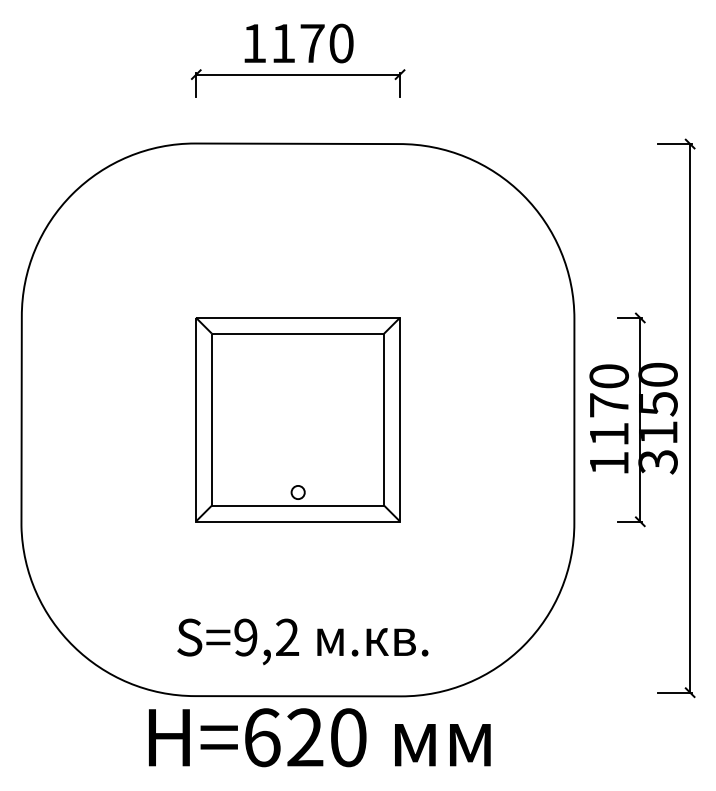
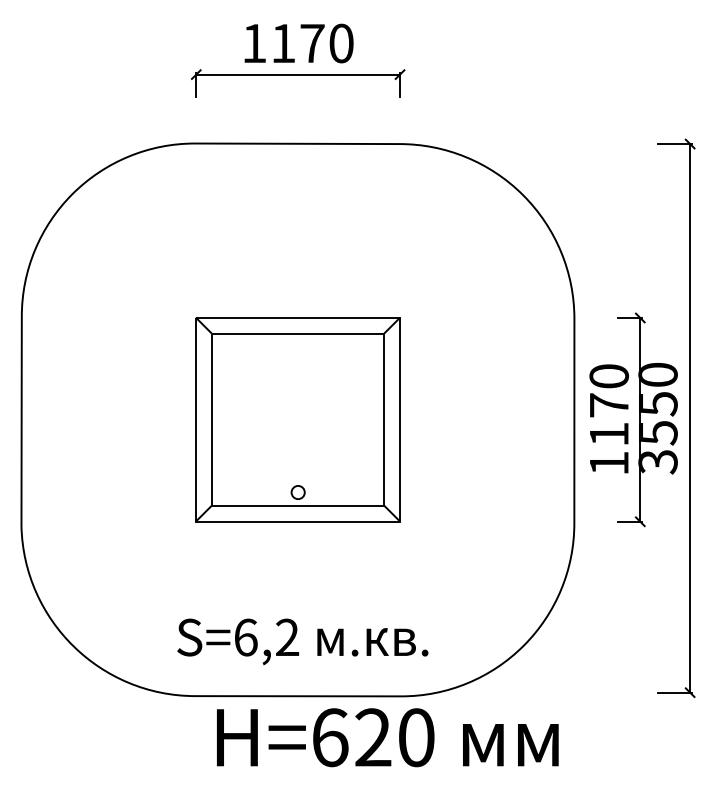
text: 3150 -> 3550 (659, 433)
text: S=9,2 -> S=6,2 (245, 637)
text position: (319, 737) -> (387, 737) (387, 737)
